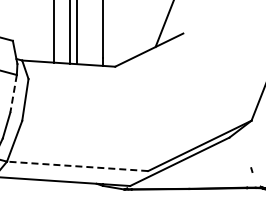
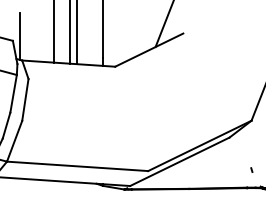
line: none -> present (19, 36)
line: dashed -> solid (13, 94)
line: dashed -> solid (77, 166)
